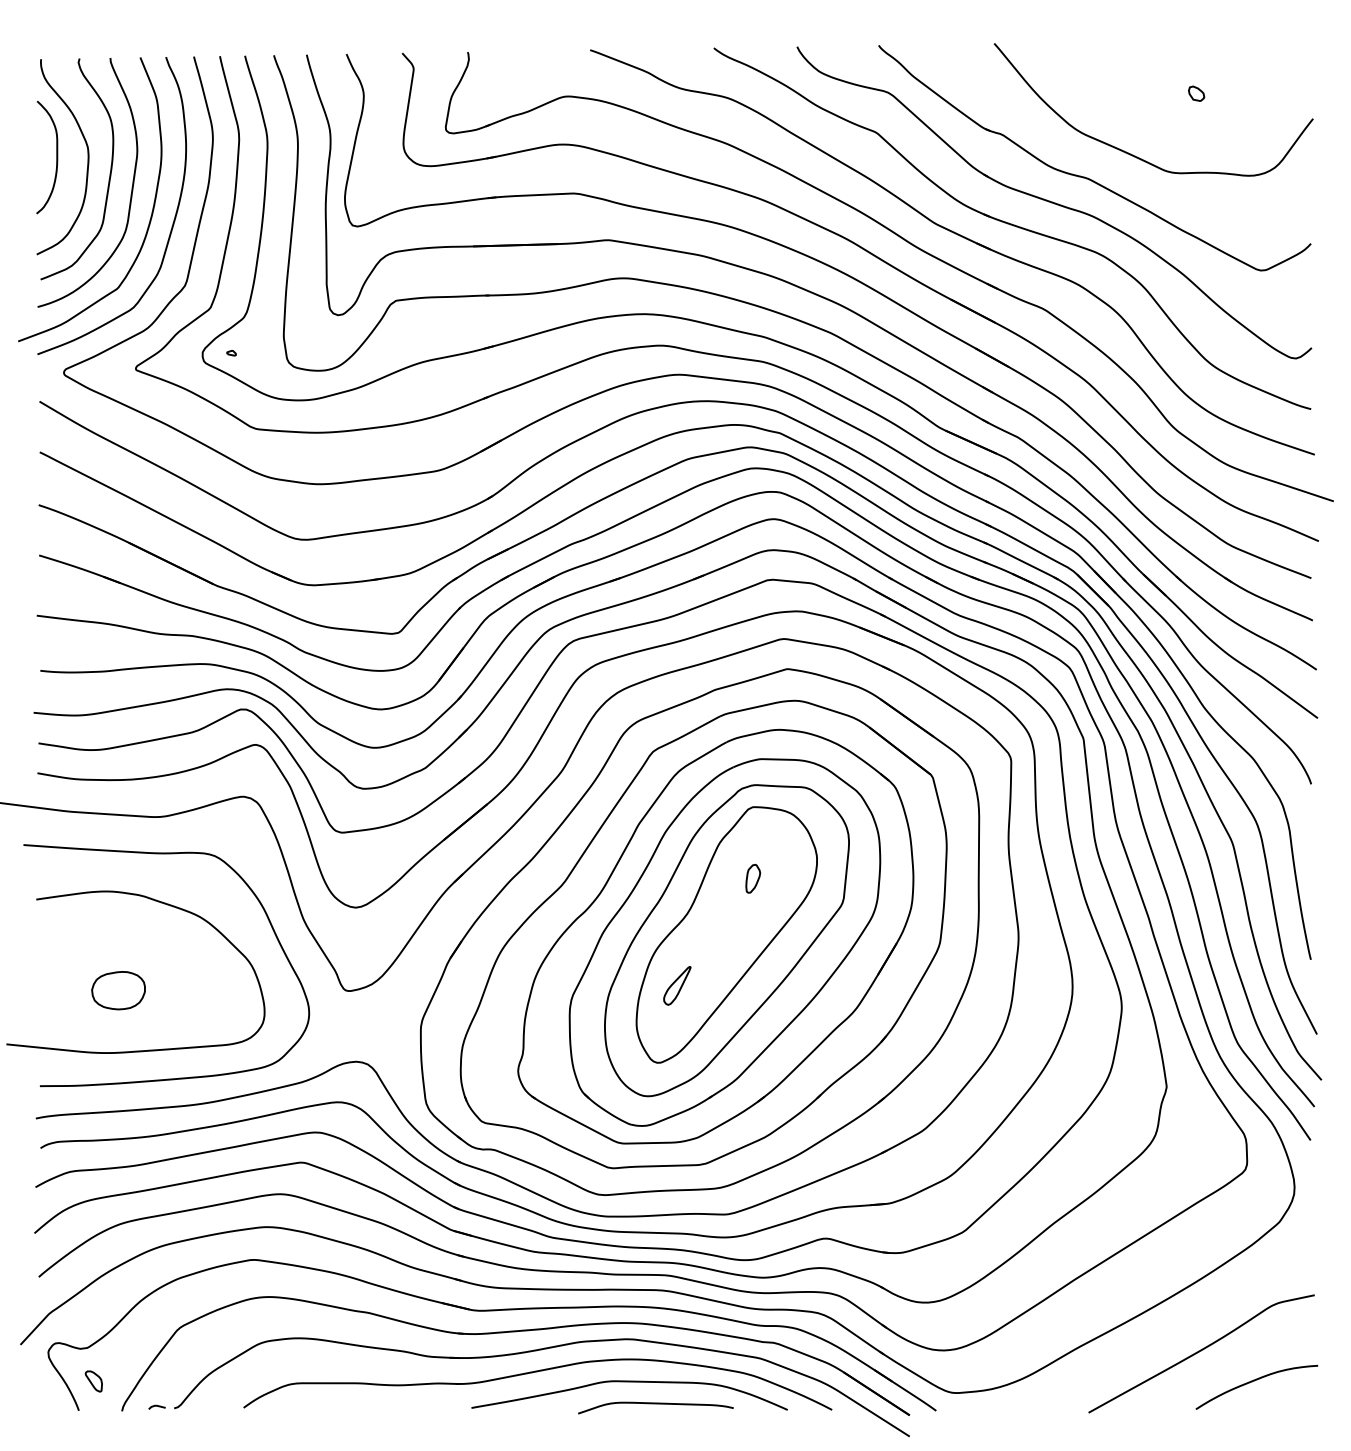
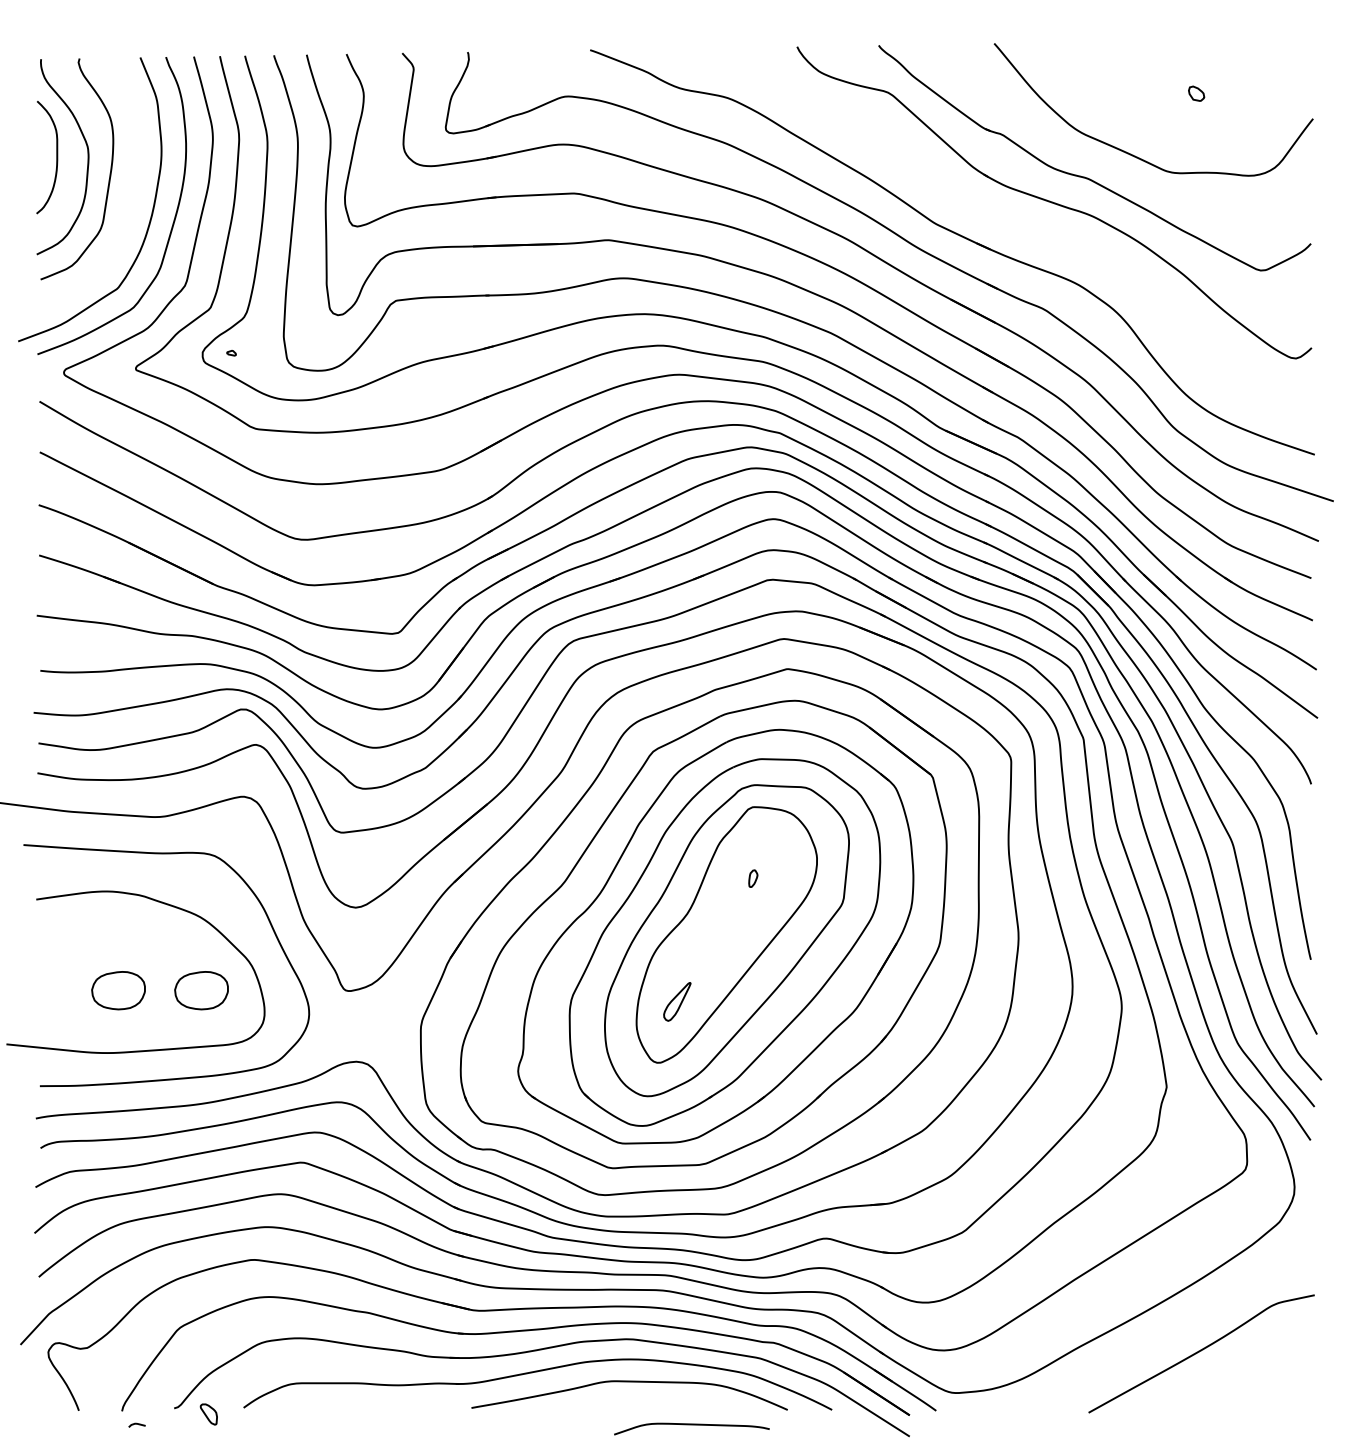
curve: present -> none (131, 187)
part: present -> none (1012, 228)
part size: 17x31 px -> 11x19 px (753, 878)
part position: (677, 985) -> (677, 1001) (677, 1001)
part: none -> present (201, 990)
part position: (93, 1381) -> (208, 1414) (208, 1414)
curve: present -> none (1254, 1381)
curve position: (655, 1404) -> (691, 1425) (691, 1425)
curve position: (156, 1406) -> (136, 1424) (136, 1424)
